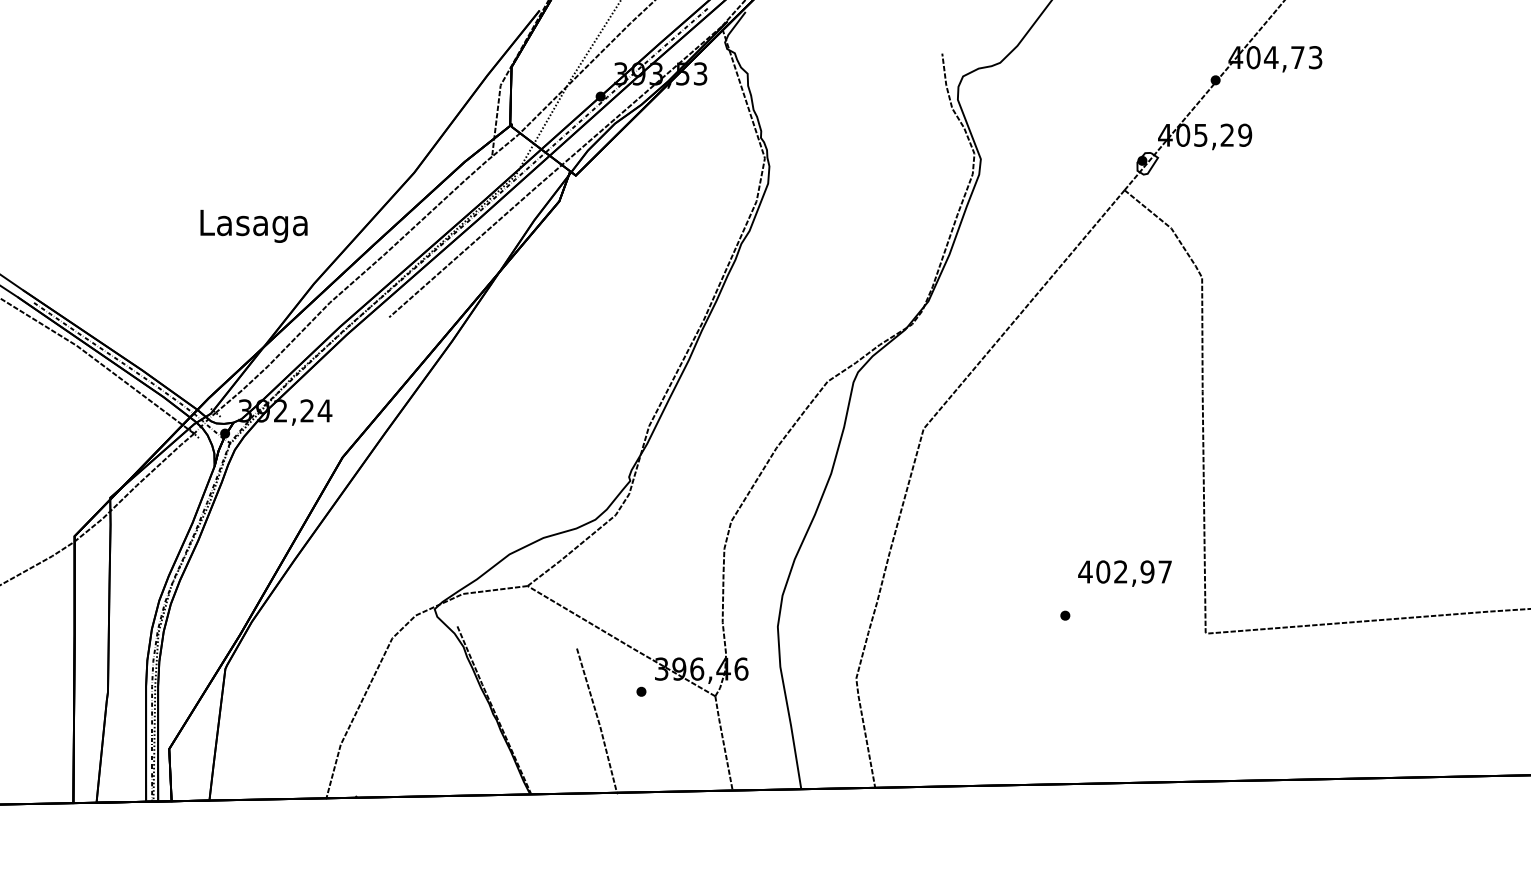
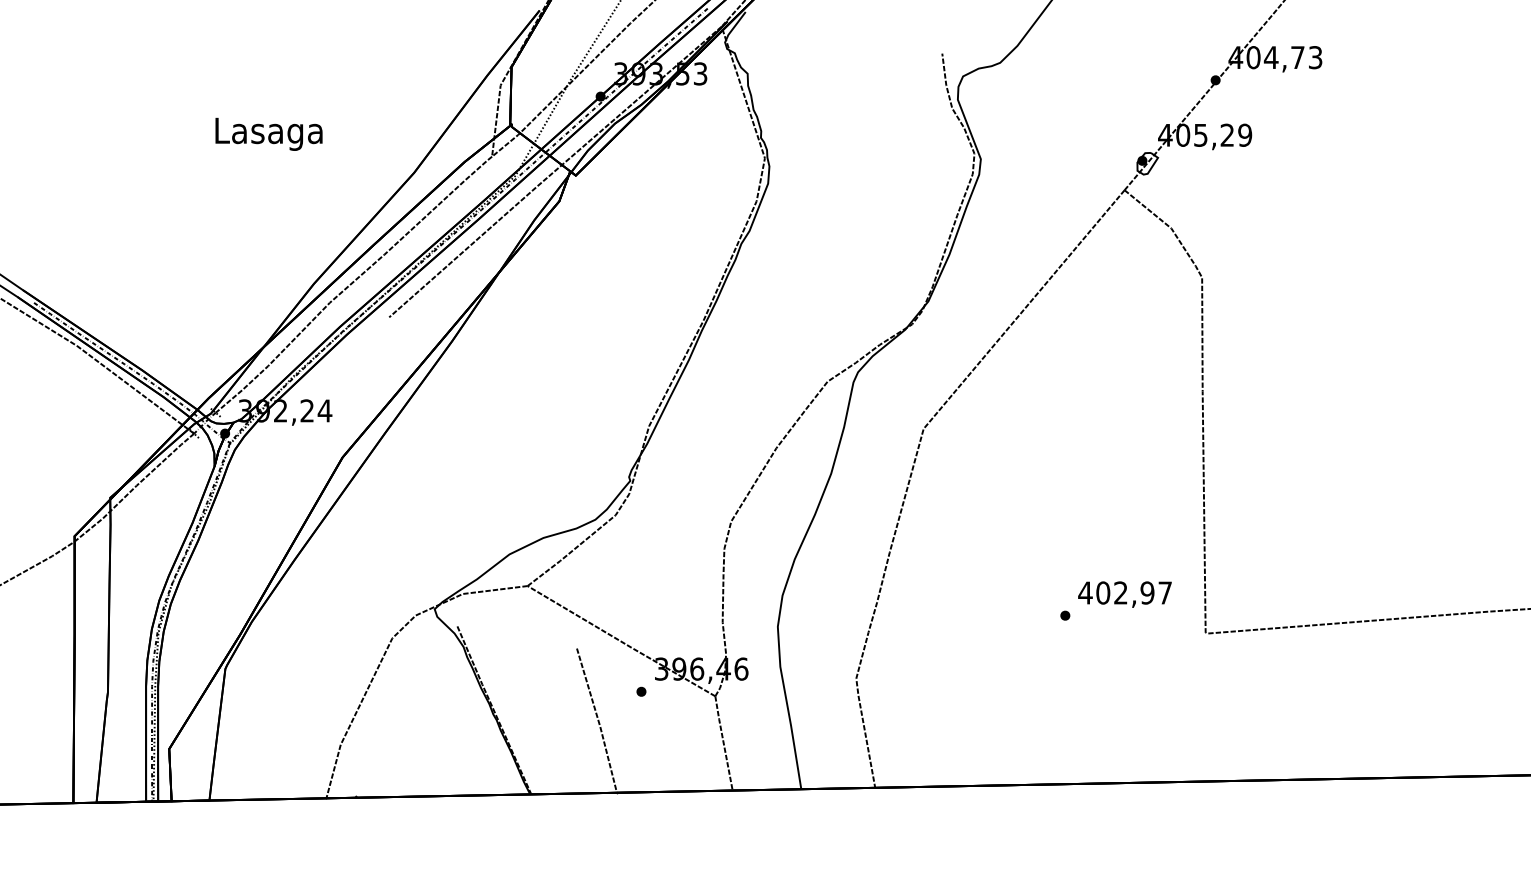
text position: (253, 225) -> (268, 133) (268, 133)
text position: (1124, 573) -> (1124, 594) (1124, 594)
